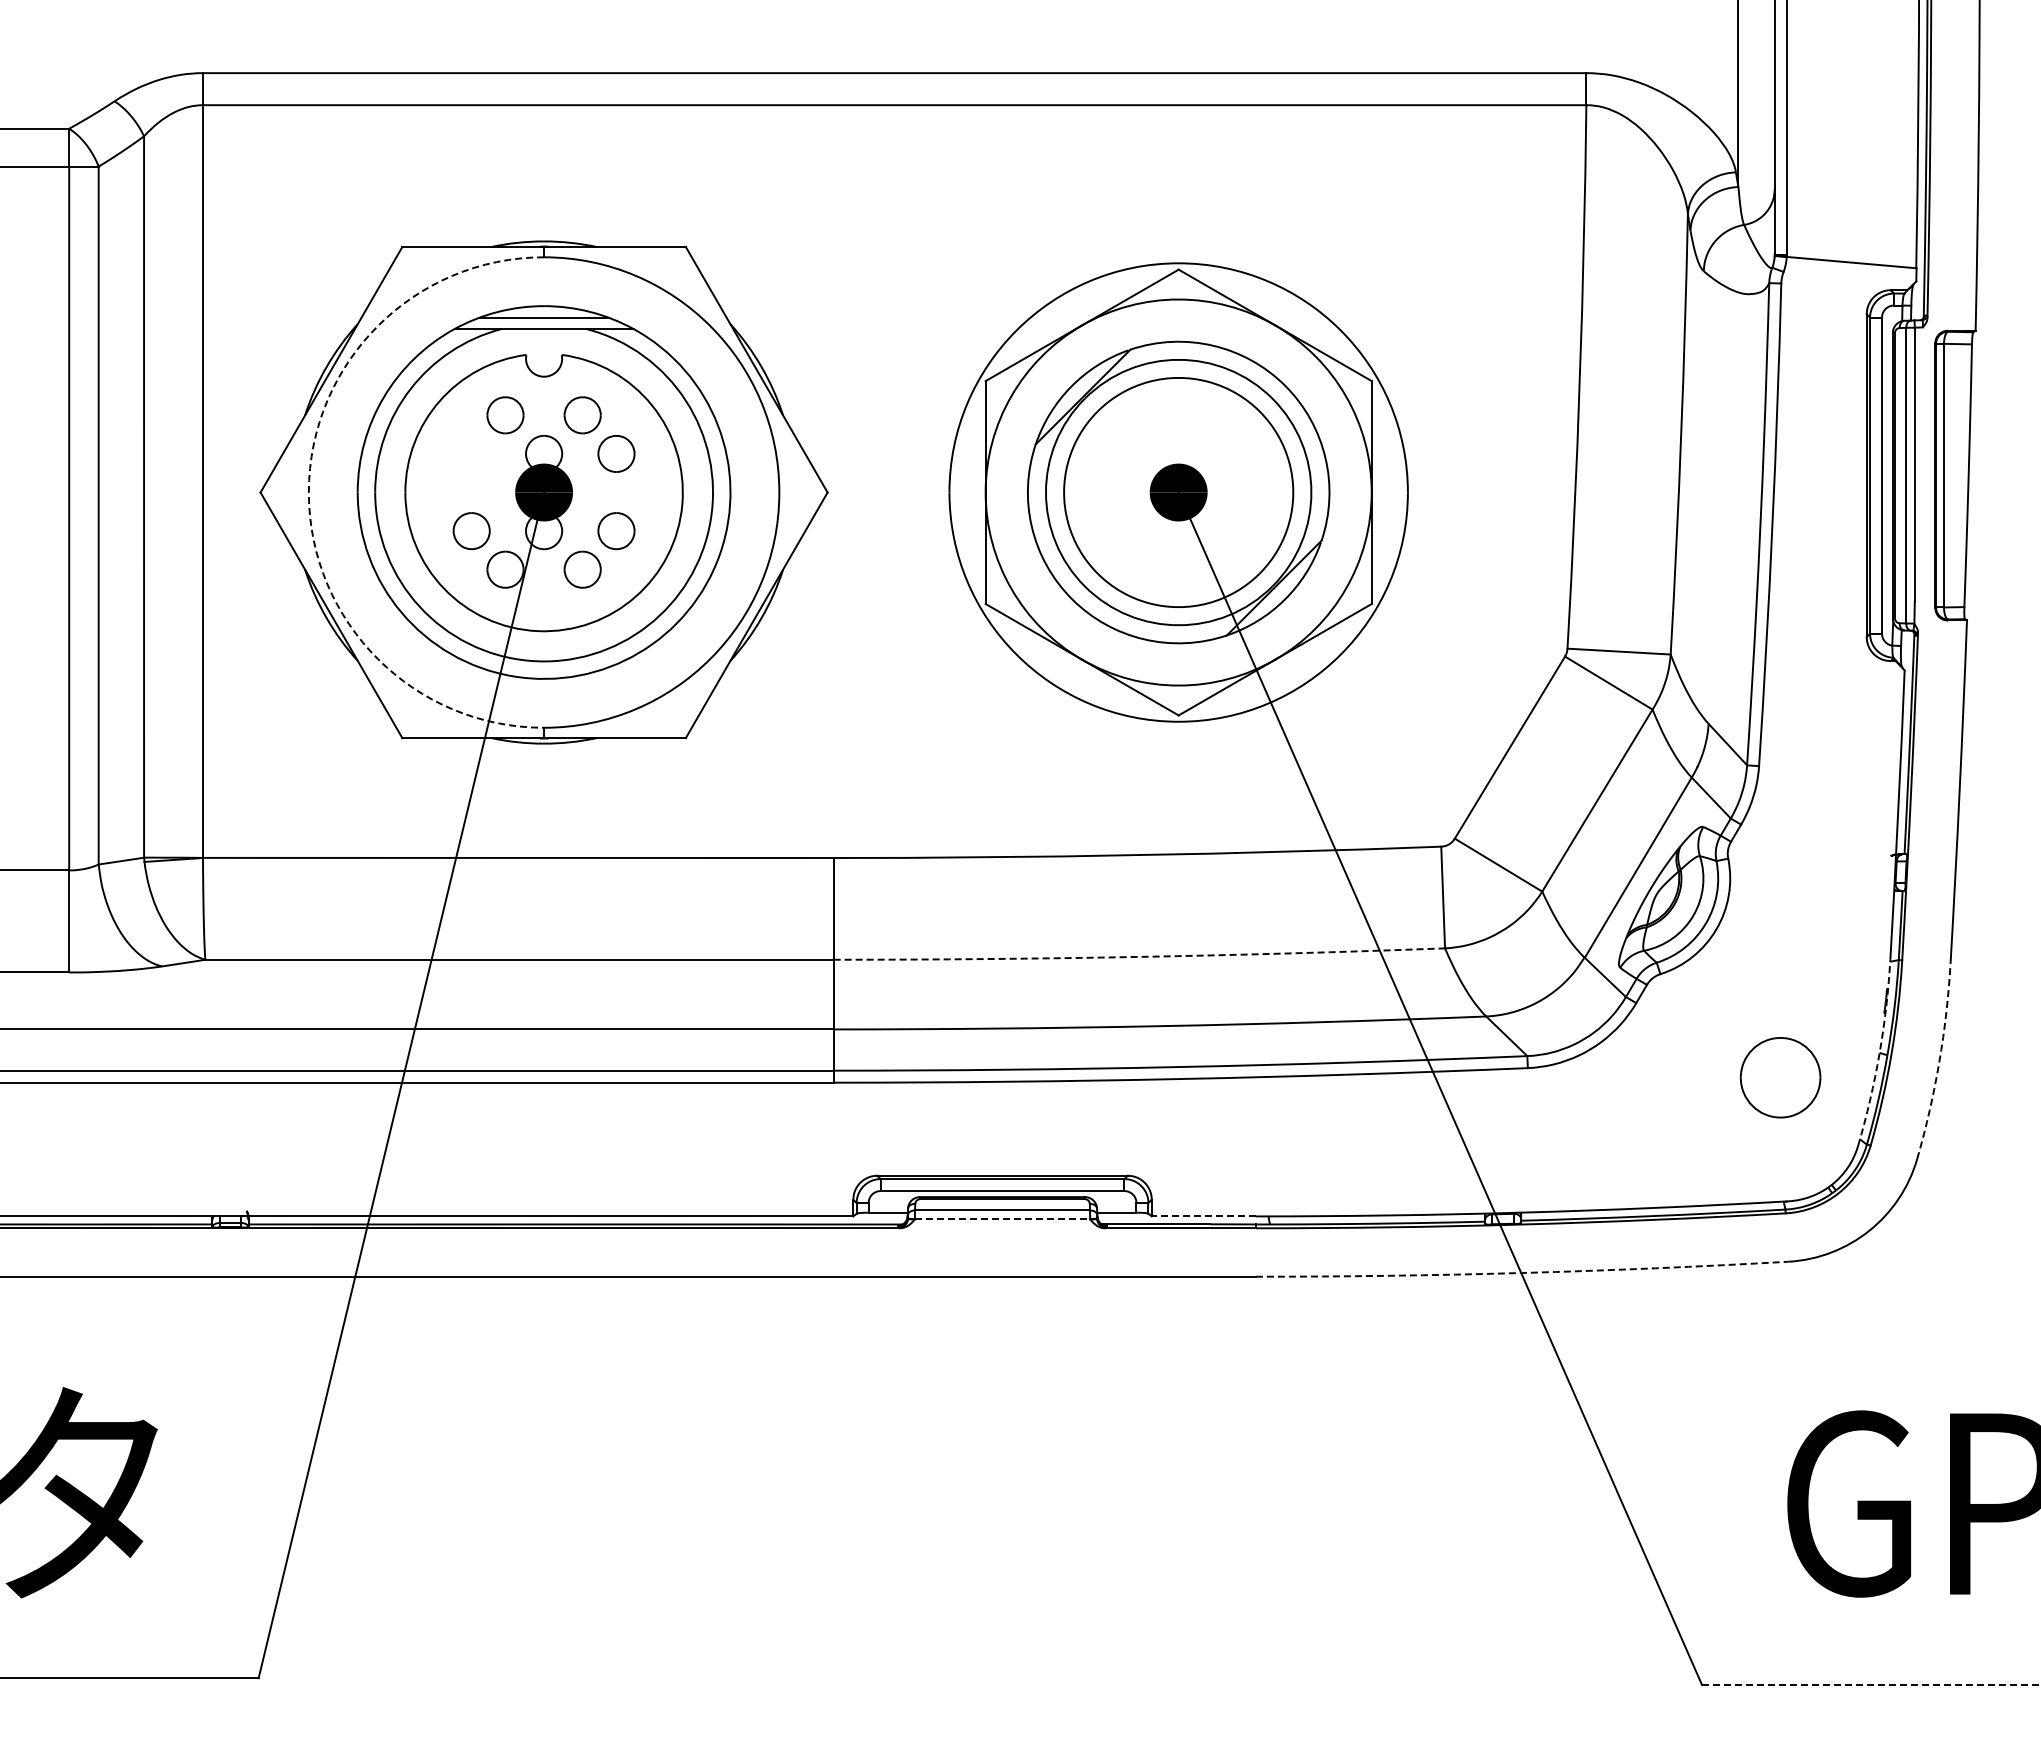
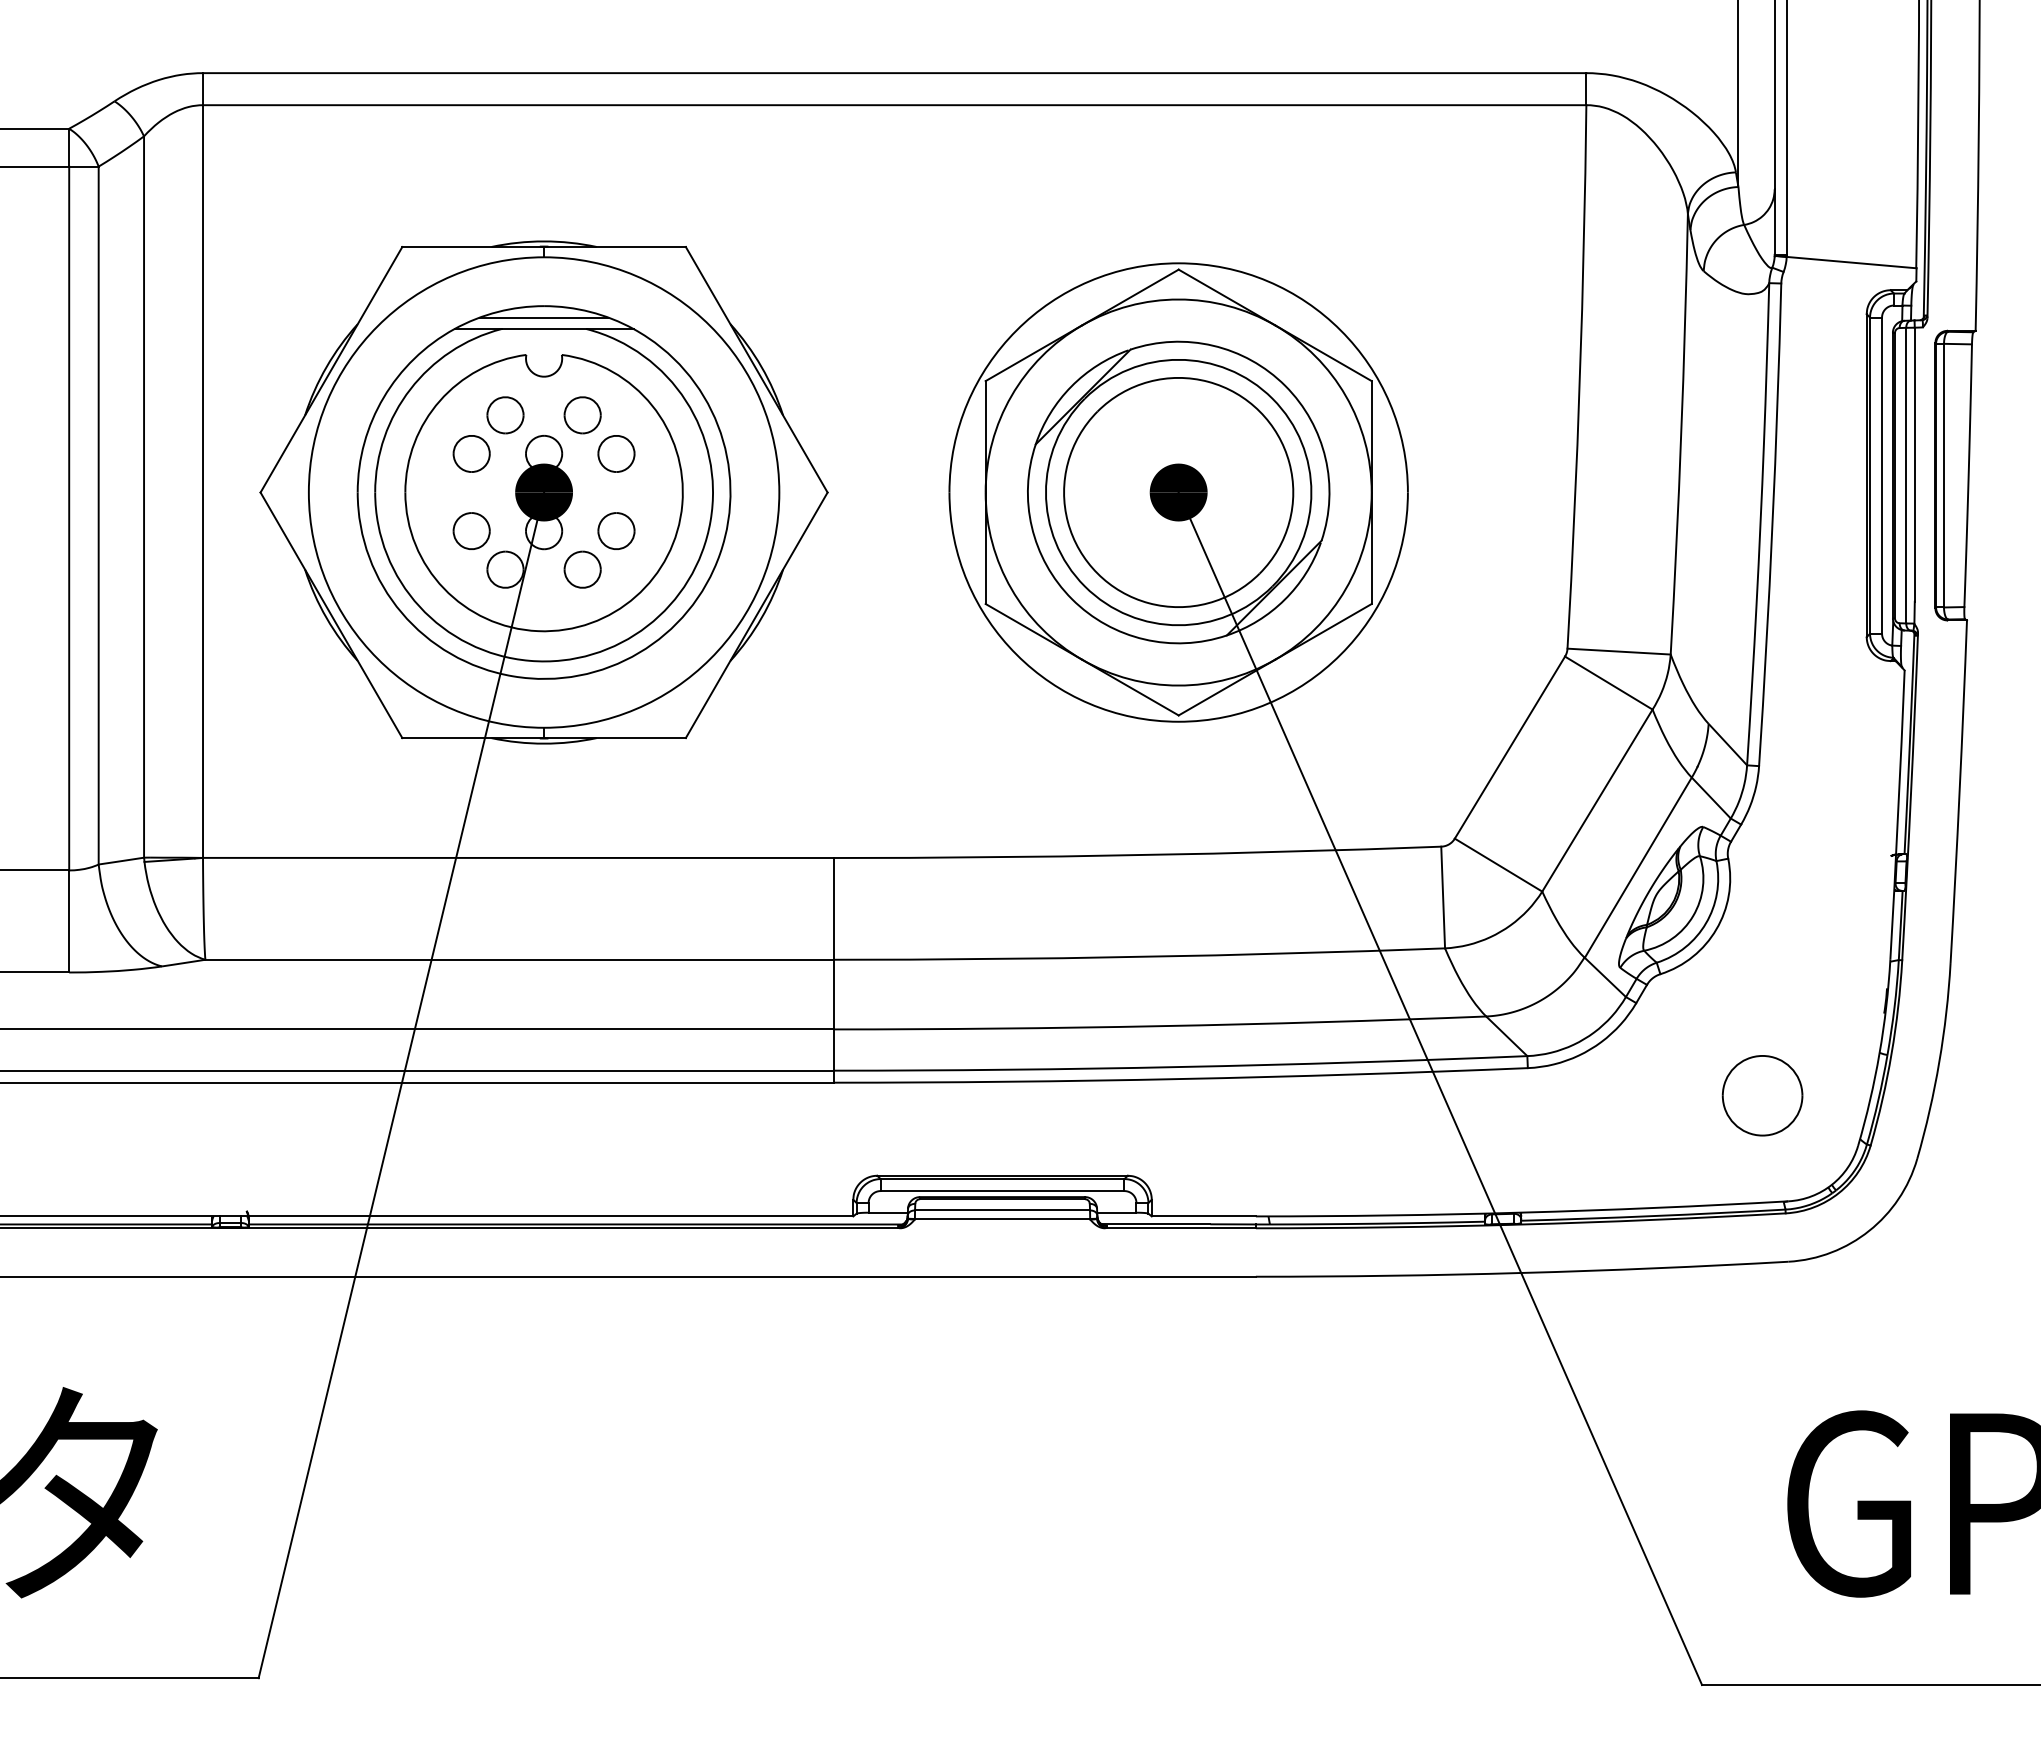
part: none -> present (471, 453)
arc: dashed -> solid (308, 492)
arc: dashed -> solid (1139, 956)
arc: dashed -> solid (1879, 1053)
arc: dashed -> solid (1939, 1061)
part position: (1780, 1077) -> (1762, 1095) (1762, 1095)
line: dashed -> solid (1203, 1216)
line: dashed -> solid (1002, 1219)
arc: dashed -> solid (1522, 1272)
line: dashed -> solid (1871, 1685)
